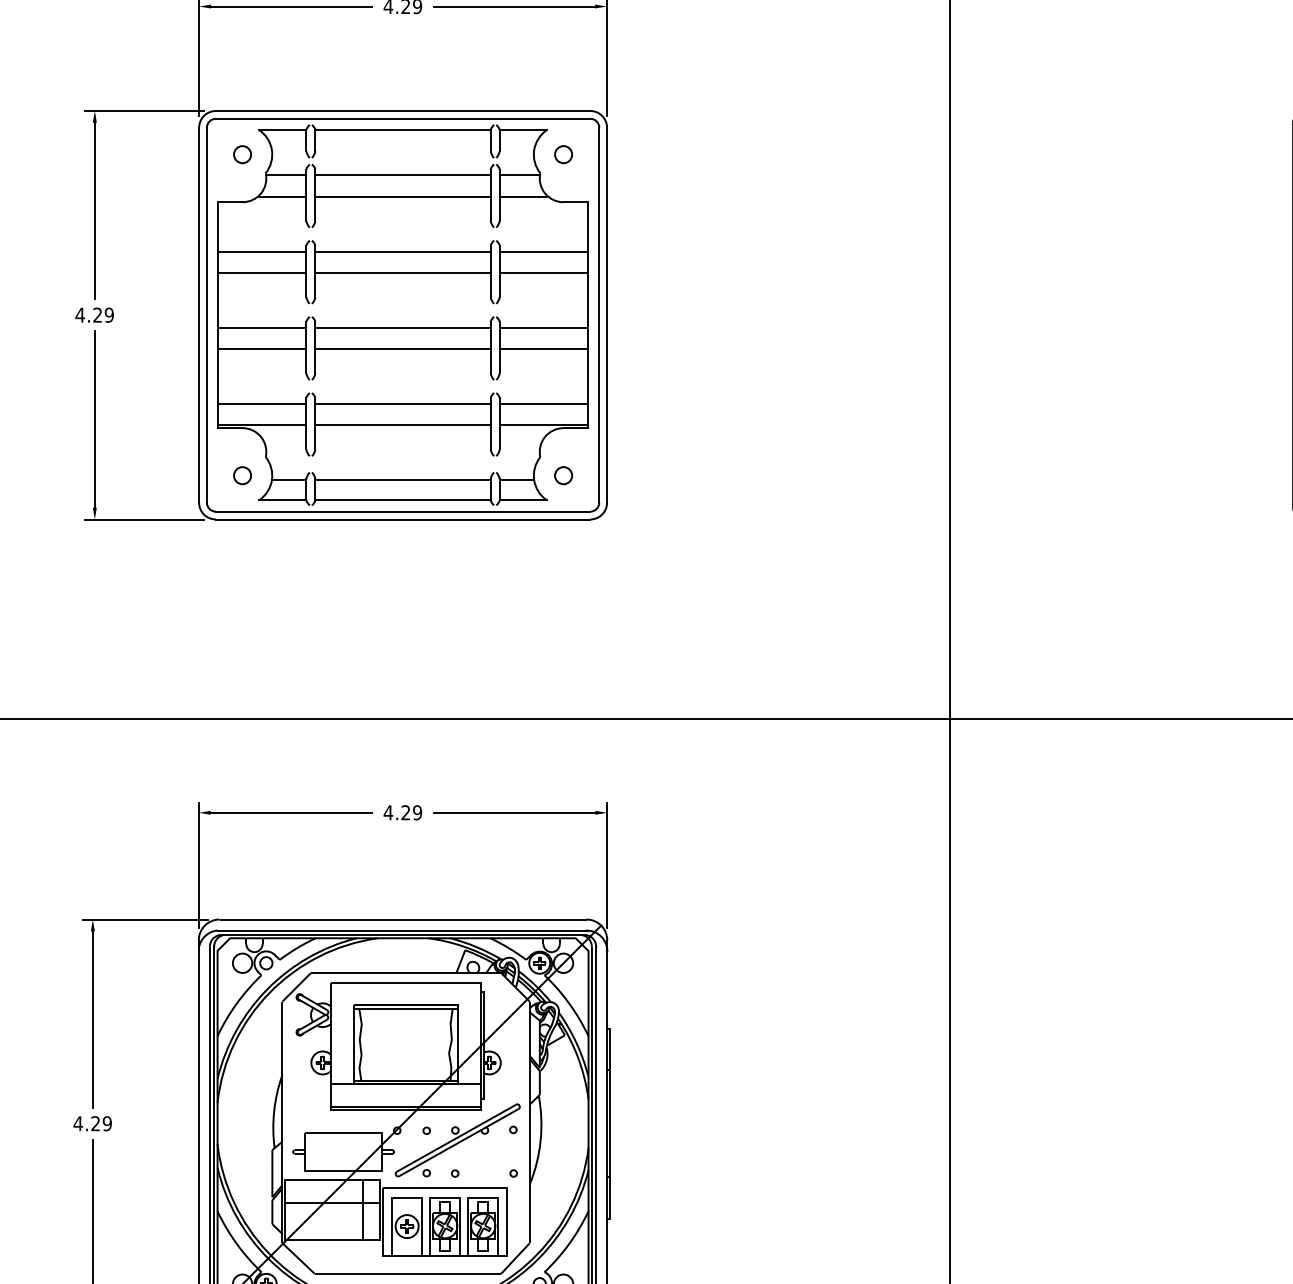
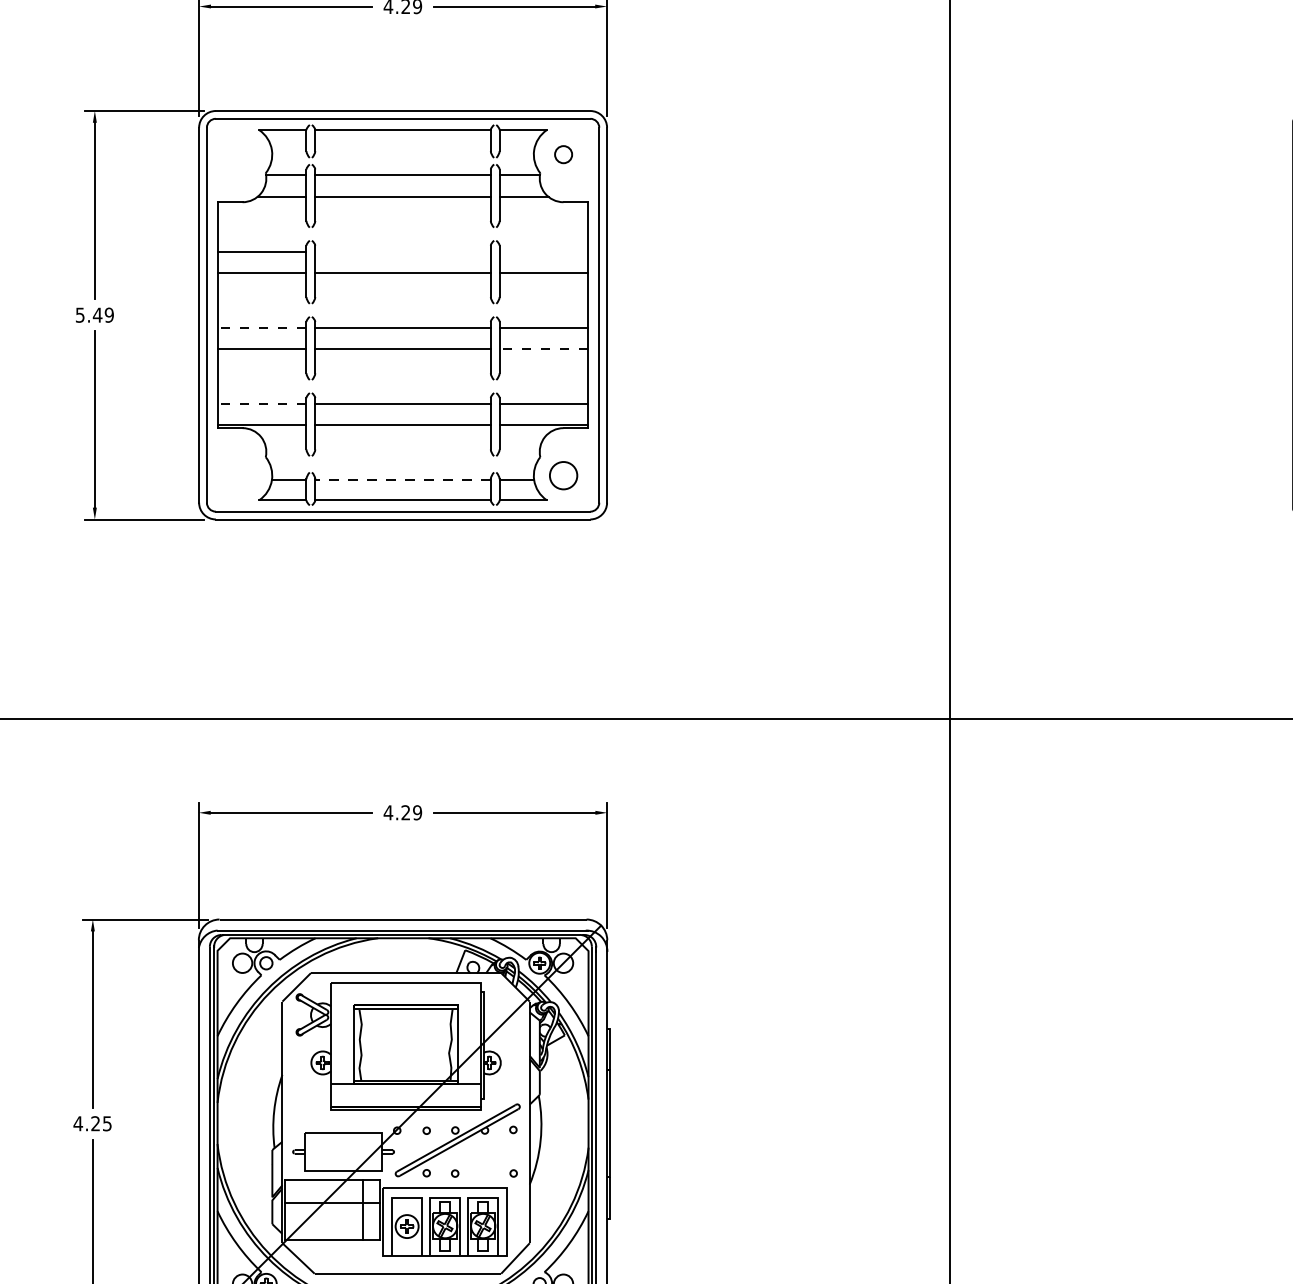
circle: present -> none (242, 154)
line: present -> none (402, 251)
line: present -> none (543, 251)
text: 4.29 -> 5.49 (88, 314)
line: solid -> dashed (261, 327)
line: solid -> dashed (543, 349)
line: solid -> dashed (261, 403)
circle: present -> none (242, 475)
circle diameter: 17 px -> 27 px (563, 475)
line: solid -> dashed (403, 480)
text: 4.29 -> 4.25 (106, 1123)
